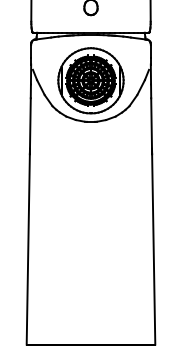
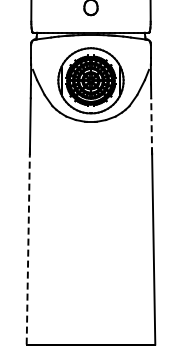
line: solid -> dashed (151, 126)
line: solid -> dashed (28, 248)
